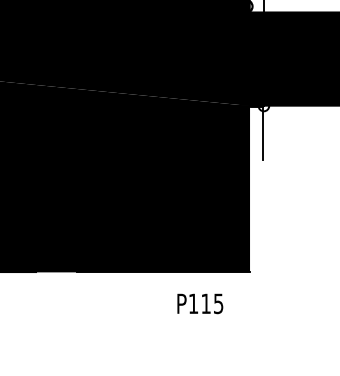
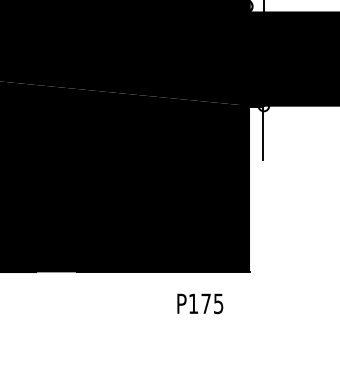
text: P115 -> P175 (205, 303)
